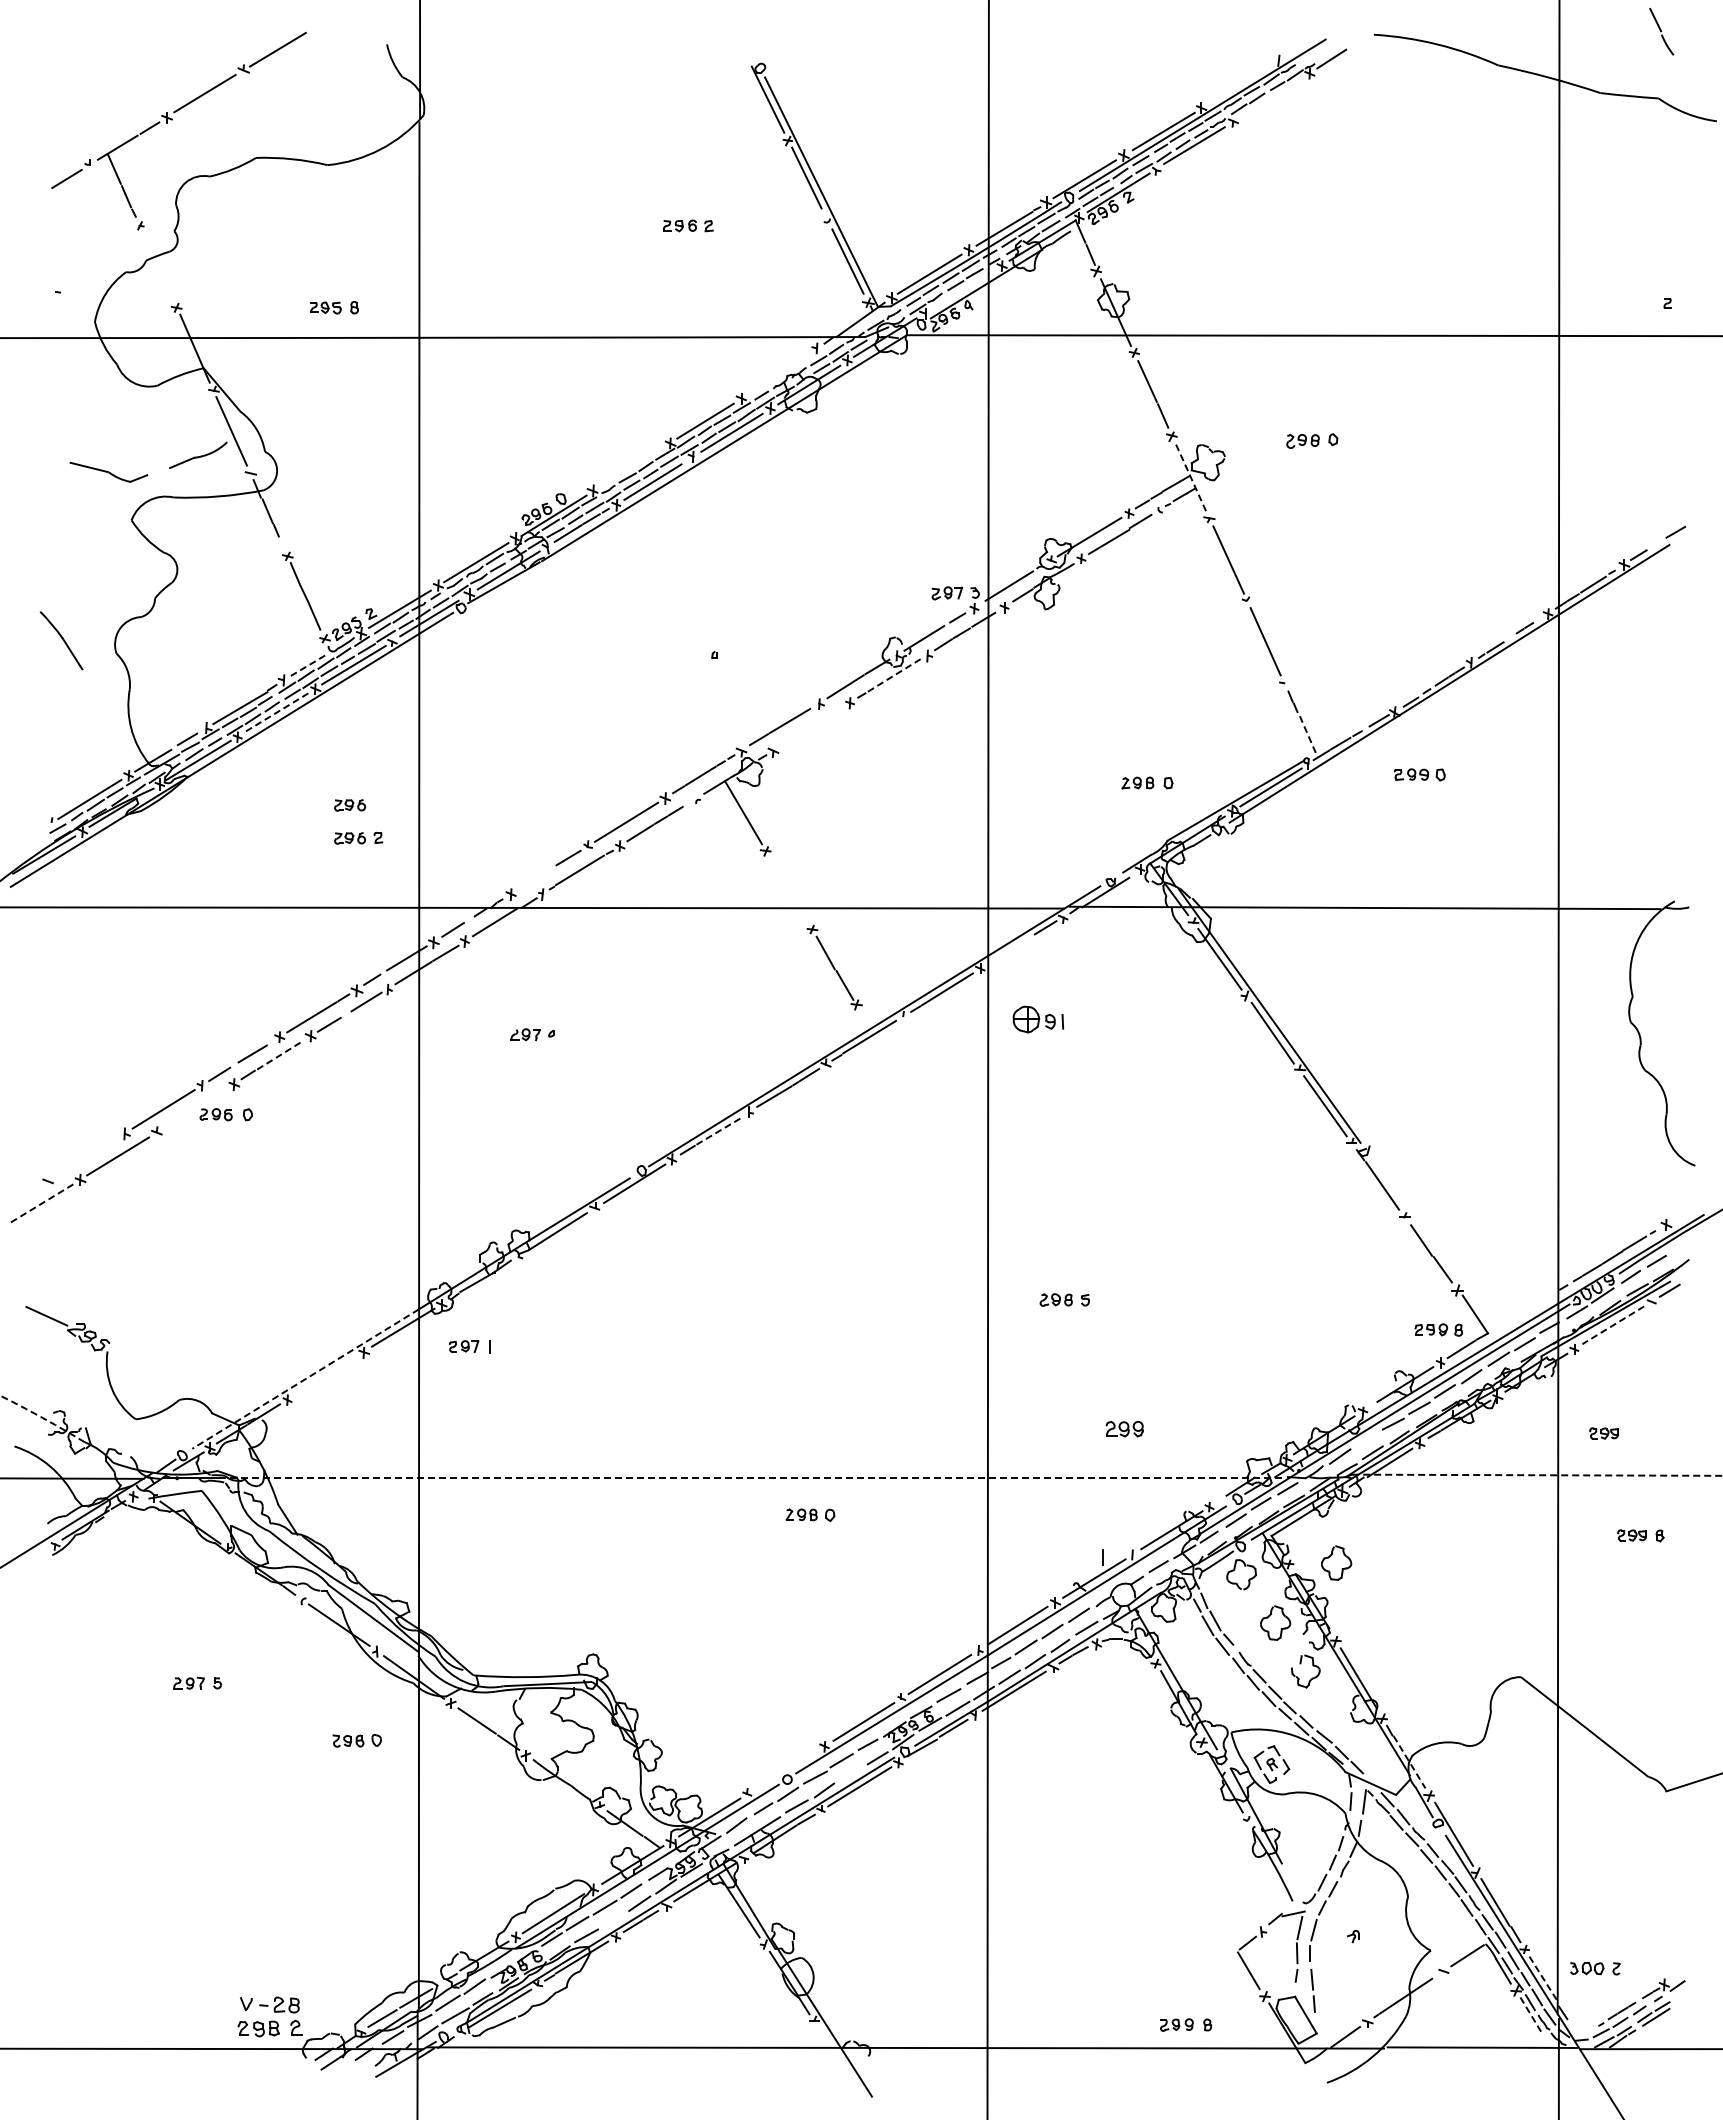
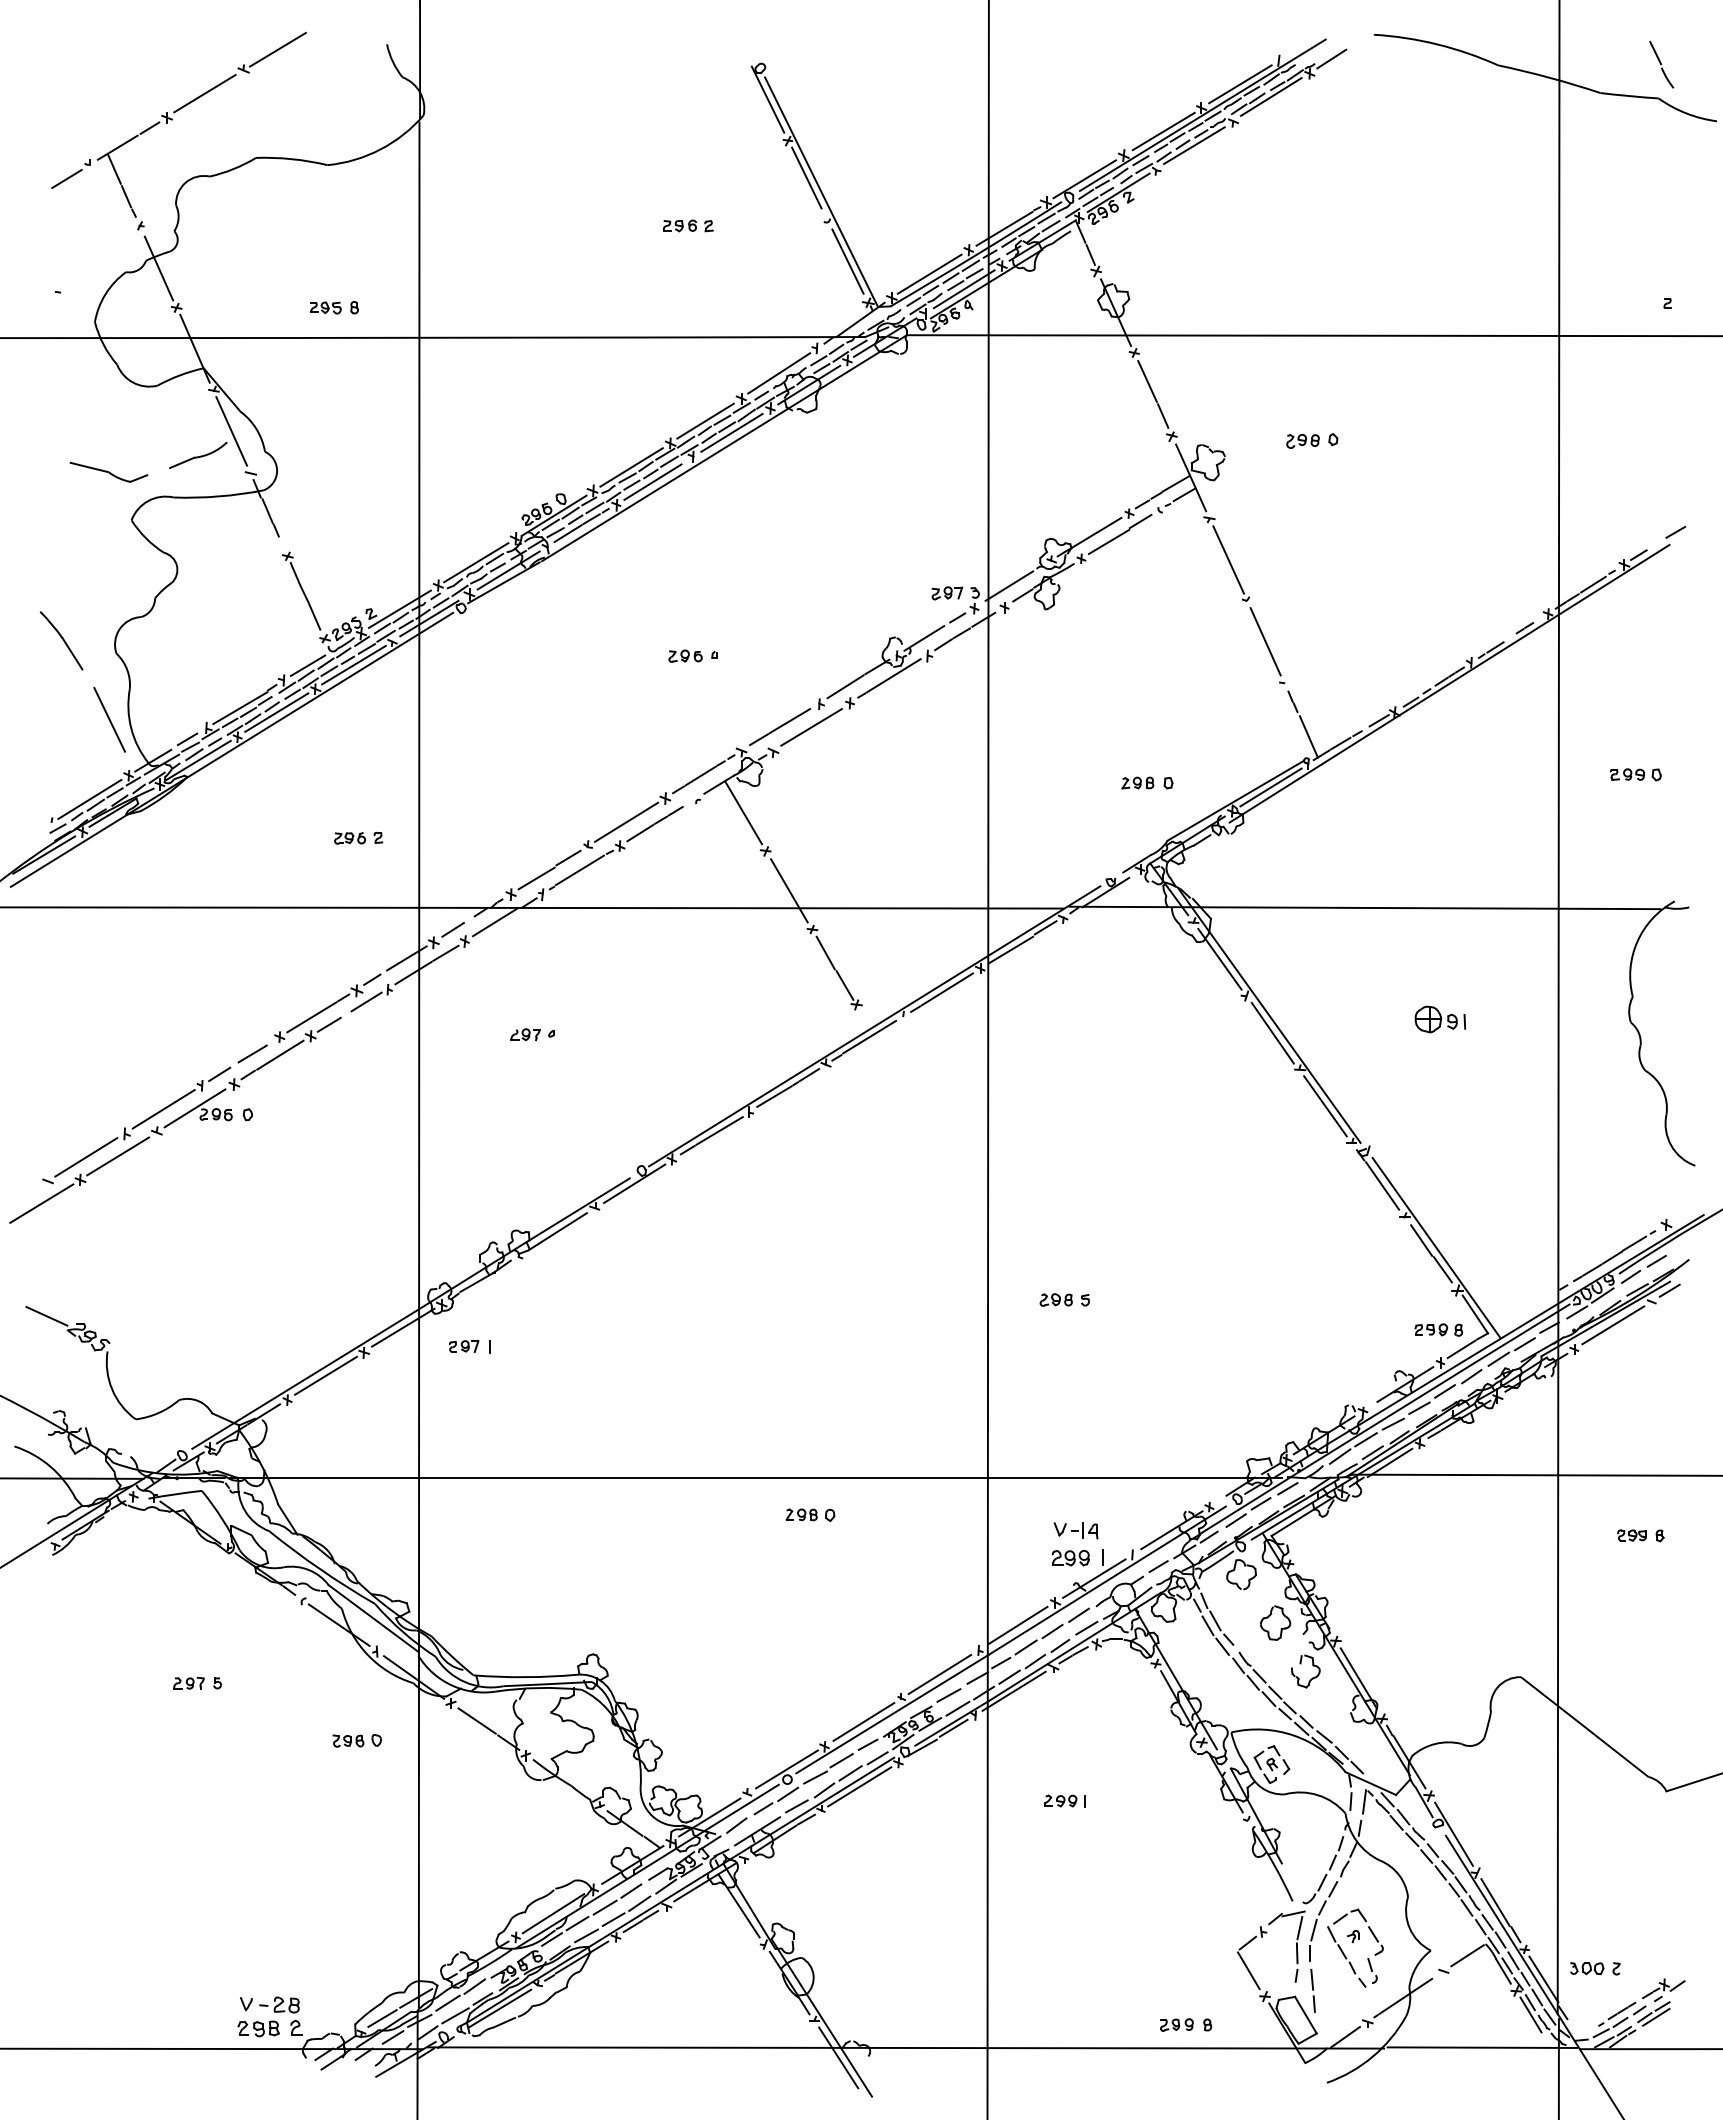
part position: (1661, 31) -> (1661, 64) (1661, 64)
line: none -> present (1240, 84)
line: none -> present (1271, 96)
line: none -> present (158, 268)
line: none -> present (963, 289)
line: none -> present (779, 373)
line: none -> present (631, 467)
line: dashed -> solid (1191, 477)
part: none -> present (685, 655)
line: dashed -> solid (308, 665)
line: dashed -> solid (893, 675)
line: dashed -> solid (276, 712)
line: none -> present (109, 719)
line: none -> present (811, 727)
line: dashed -> solid (1308, 736)
part position: (1419, 774) -> (1635, 774) (1635, 774)
part: present -> none (349, 805)
line: none -> present (536, 878)
line: none -> present (789, 890)
line: none -> present (1011, 949)
part position: (1038, 1019) -> (1440, 1019) (1440, 1019)
line: dashed -> solid (280, 1054)
line: none -> present (194, 1108)
line: dashed -> solid (719, 1130)
line: none -> present (86, 1157)
line: dashed -> solid (41, 1203)
line: none -> present (1436, 1247)
line: dashed -> solid (1612, 1325)
line: none -> present (325, 1375)
line: dashed -> solid (305, 1379)
arc: dashed -> solid (42, 1418)
part position: (1124, 1429) -> (1070, 1558) (1070, 1558)
part: present -> none (1603, 1433)
line: none -> present (1365, 1439)
line: dashed -> solid (1538, 1475)
line: dashed -> solid (756, 1478)
part: none -> present (1075, 1530)
part: present -> none (1336, 1562)
line: dashed -> solid (1409, 1762)
line: none -> present (786, 1769)
line: none -> present (850, 1773)
part: none -> present (1064, 1800)
line: none -> present (613, 1919)
part: none -> present (1344, 1953)
line: dashed -> solid (1544, 1979)
line: dashed -> solid (1531, 2015)
line: none -> present (838, 2057)
